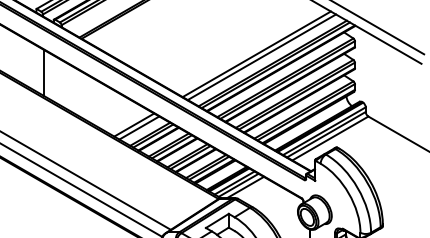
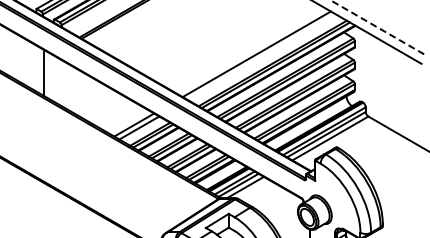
line: solid -> dashed (377, 27)
line: present -> none (261, 57)
line: present -> none (86, 180)
line: present -> none (80, 189)
